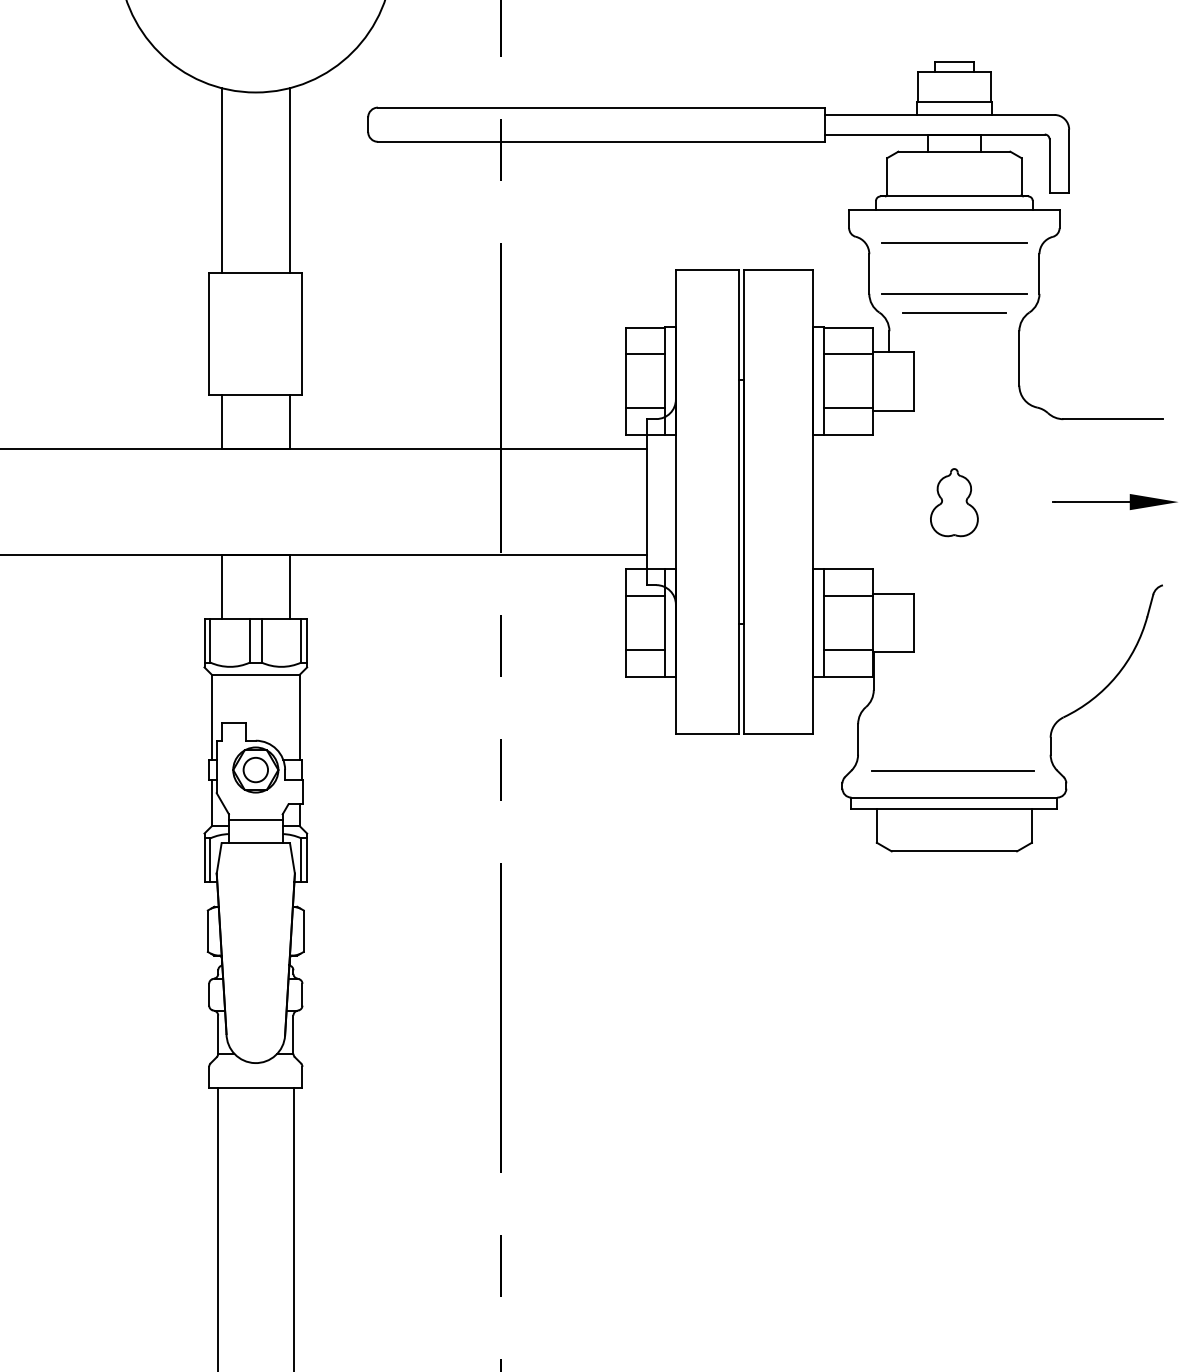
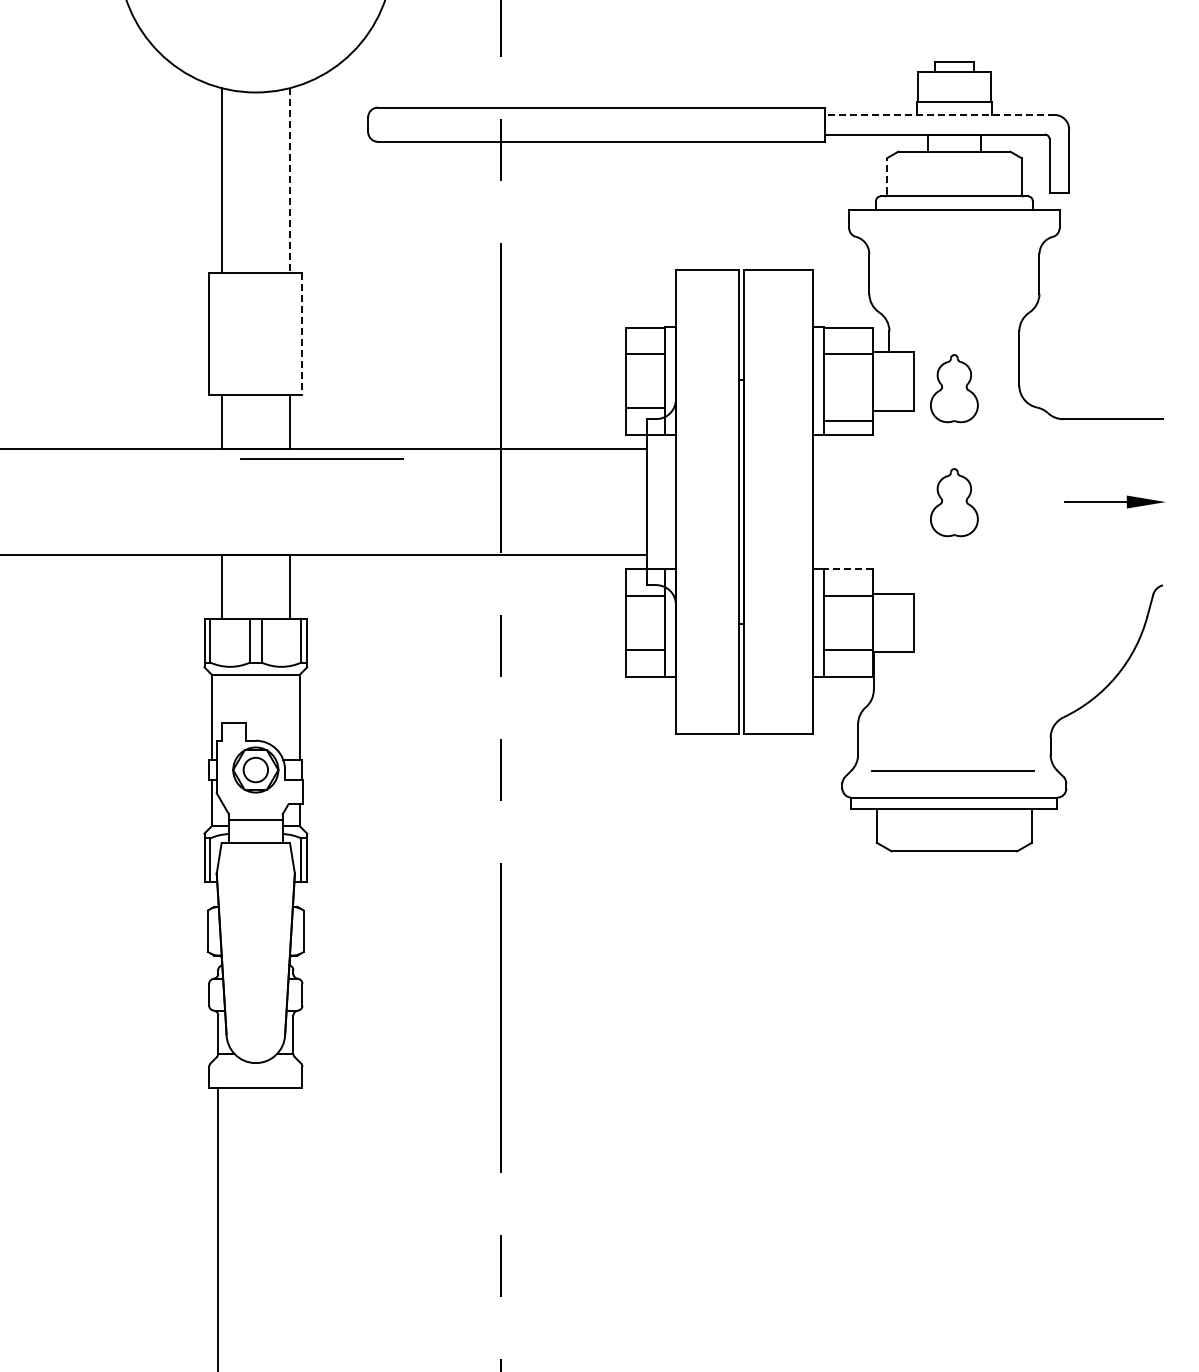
line: solid -> dashed (939, 114)
line: solid -> dashed (887, 175)
line: solid -> dashed (289, 181)
line: present -> none (954, 242)
line: present -> none (954, 293)
line: present -> none (953, 312)
line: solid -> dashed (302, 334)
part: none -> present (954, 388)
line position: (847, 407) -> (847, 420) (847, 420)
line: none -> present (321, 458)
part size: 126x16 px -> 102x14 px (1114, 501)
line: solid -> dashed (847, 569)
line: present -> none (293, 1227)
